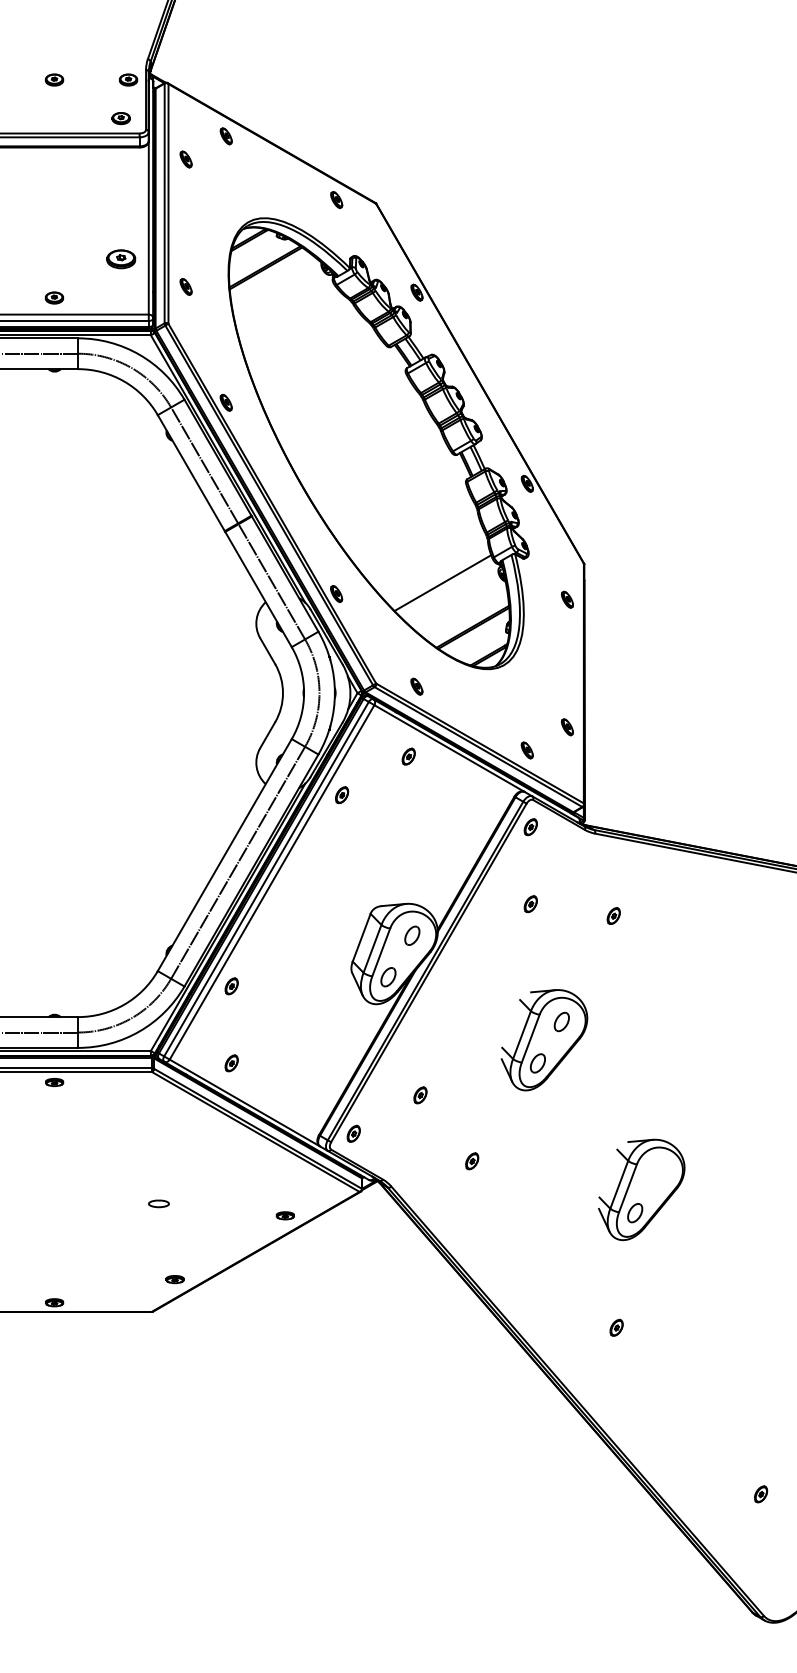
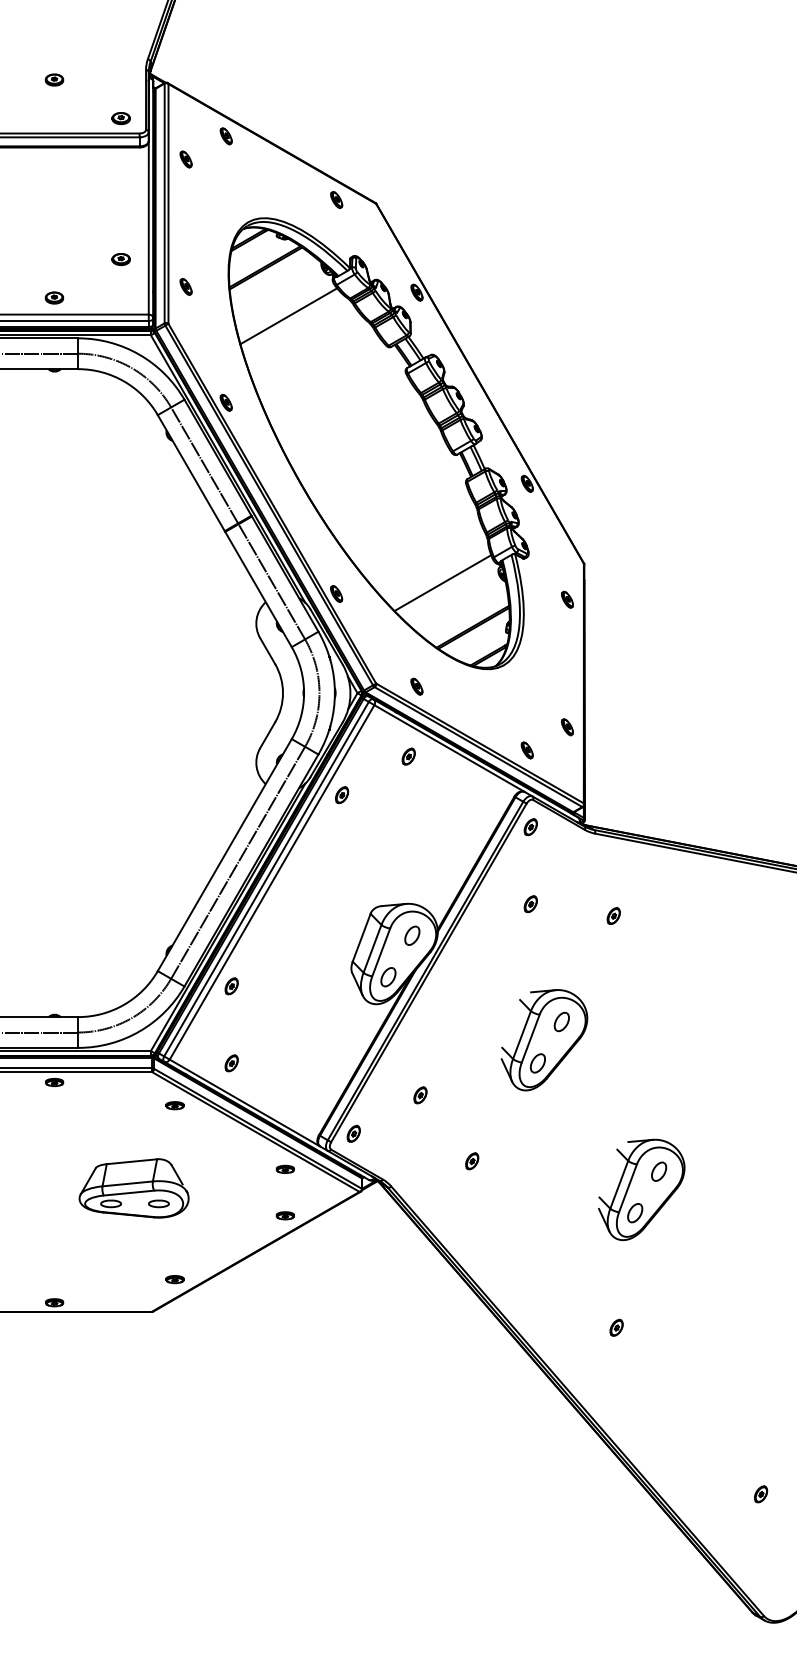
part: present -> none (128, 79)
part size: 31x21 px -> 20x14 px (120, 259)
line: none -> present (288, 316)
part: none -> present (174, 1105)
part: none -> present (284, 1168)
part: none -> present (659, 1171)
part: none -> present (133, 1188)
